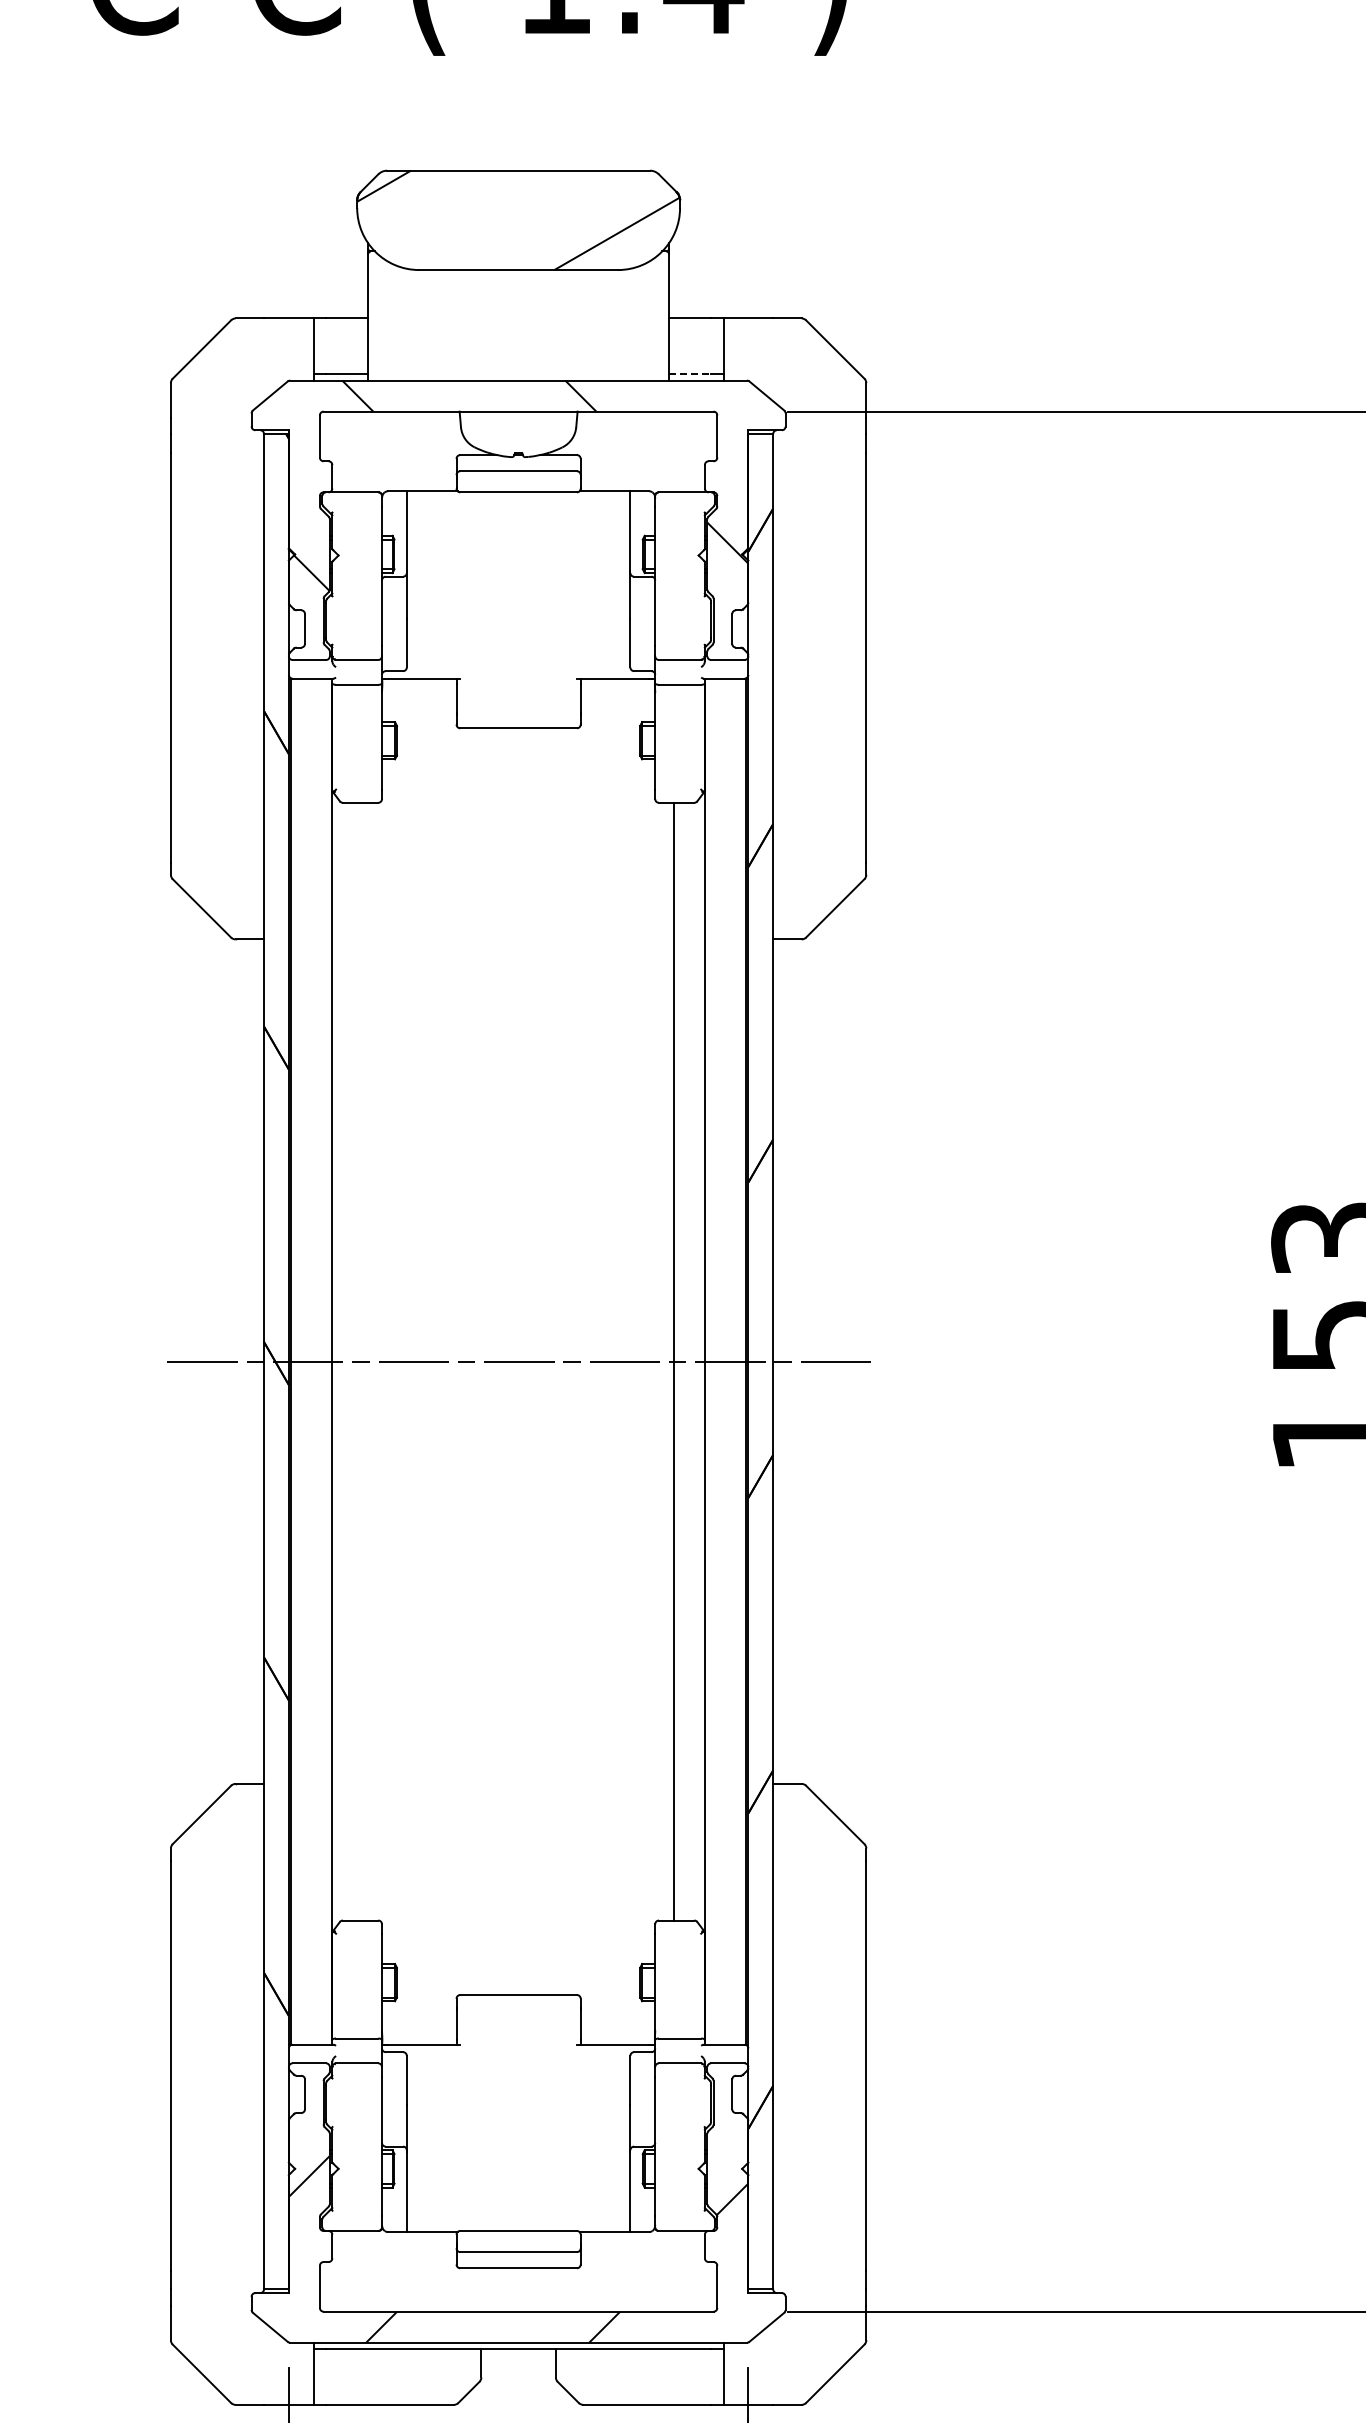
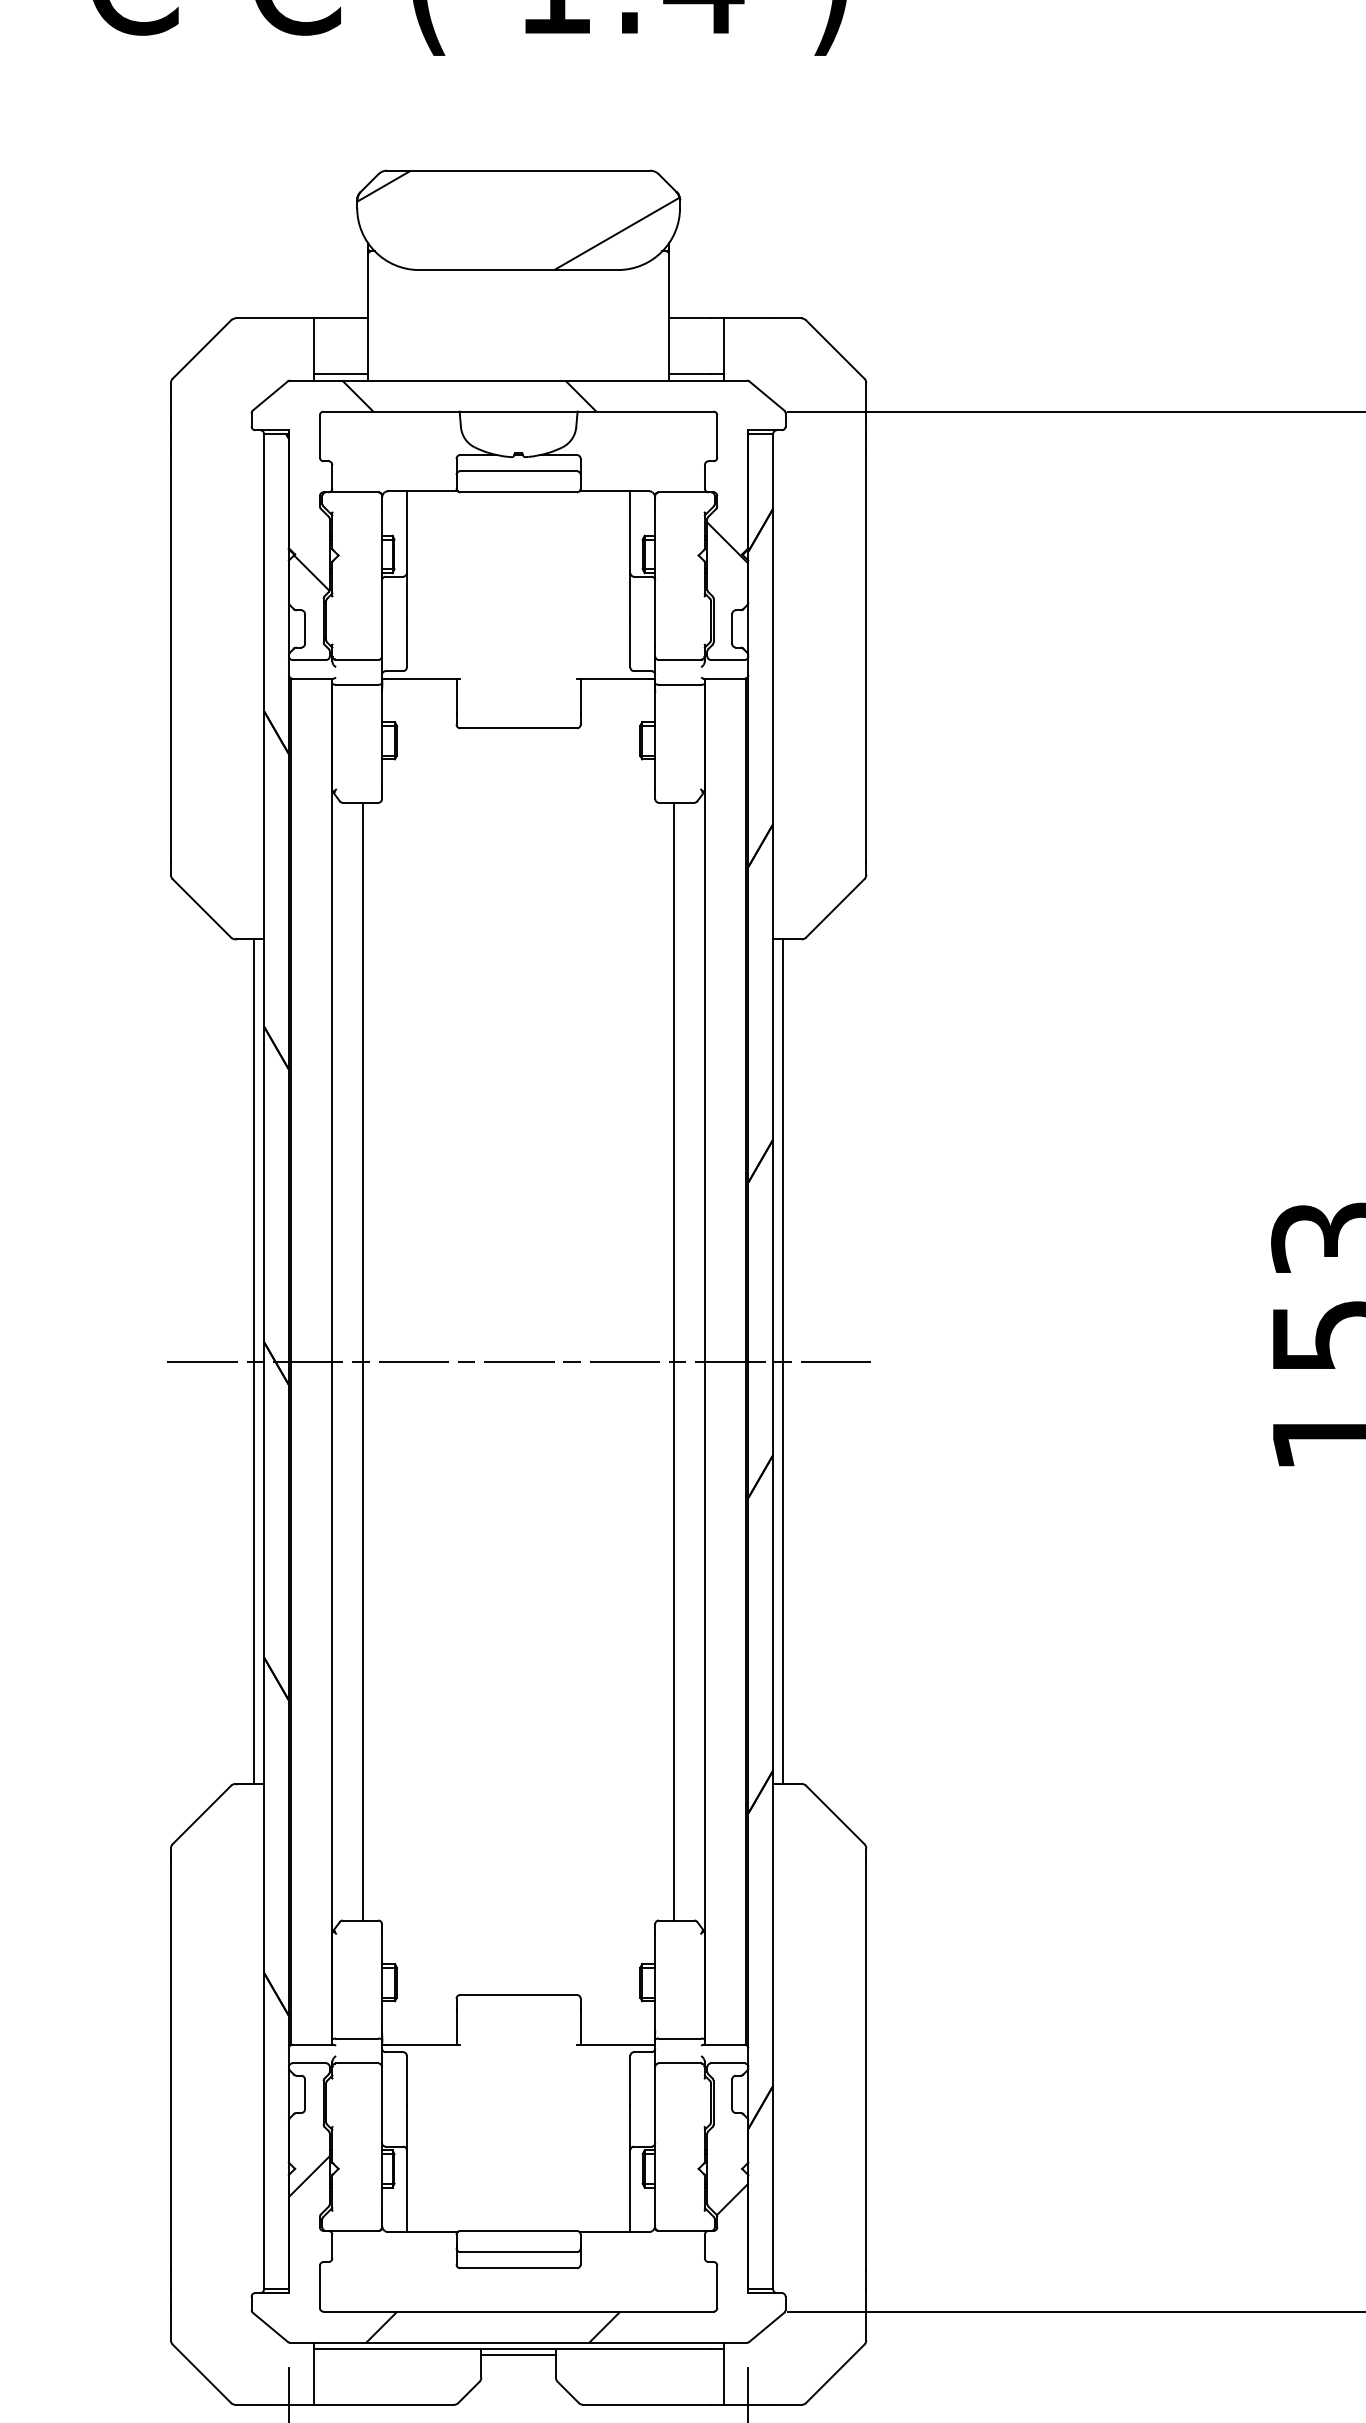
line: dashed -> solid (690, 374)
line: none -> present (254, 1361)
line: none -> present (363, 1361)
line: none -> present (783, 1361)
line: none -> present (518, 2355)
